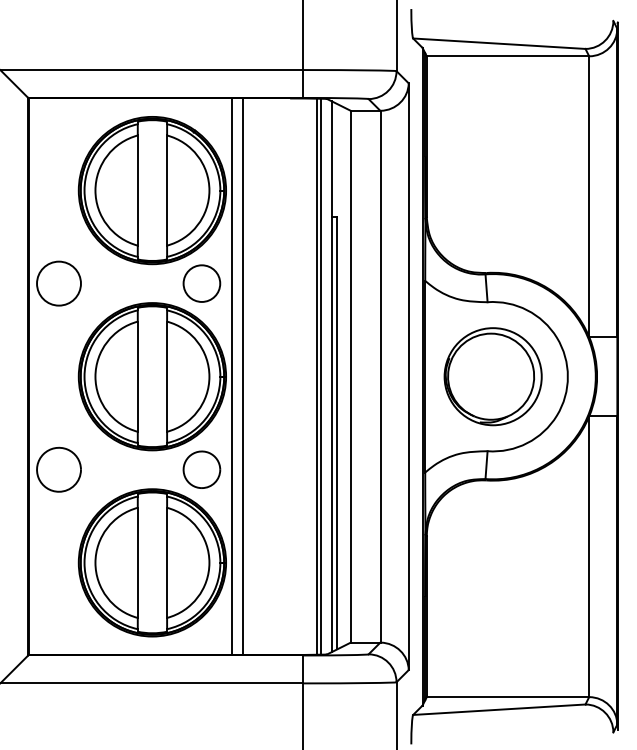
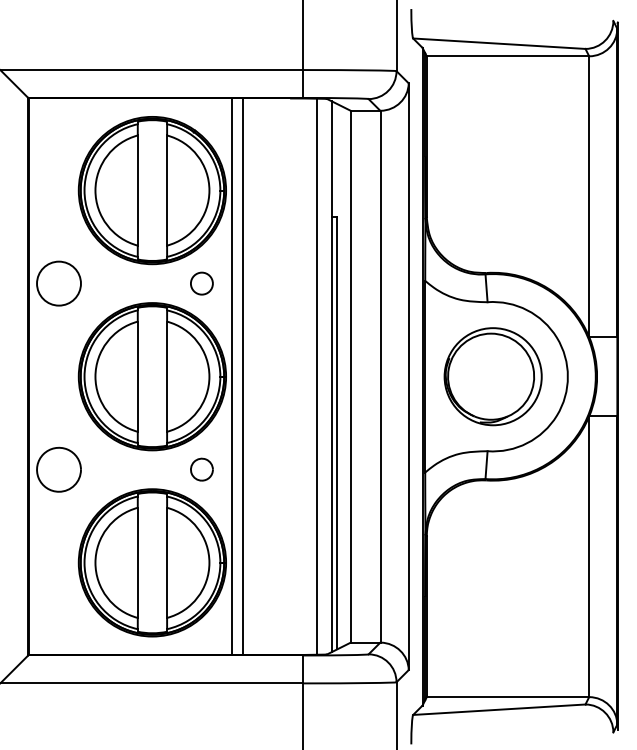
circle diameter: 37 px -> 22 px (201, 283)
line: present -> none (321, 376)
part size: 40x39 px -> 24x25 px (201, 469)
